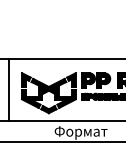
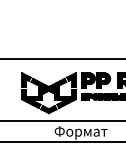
line: present -> none (8, 90)
